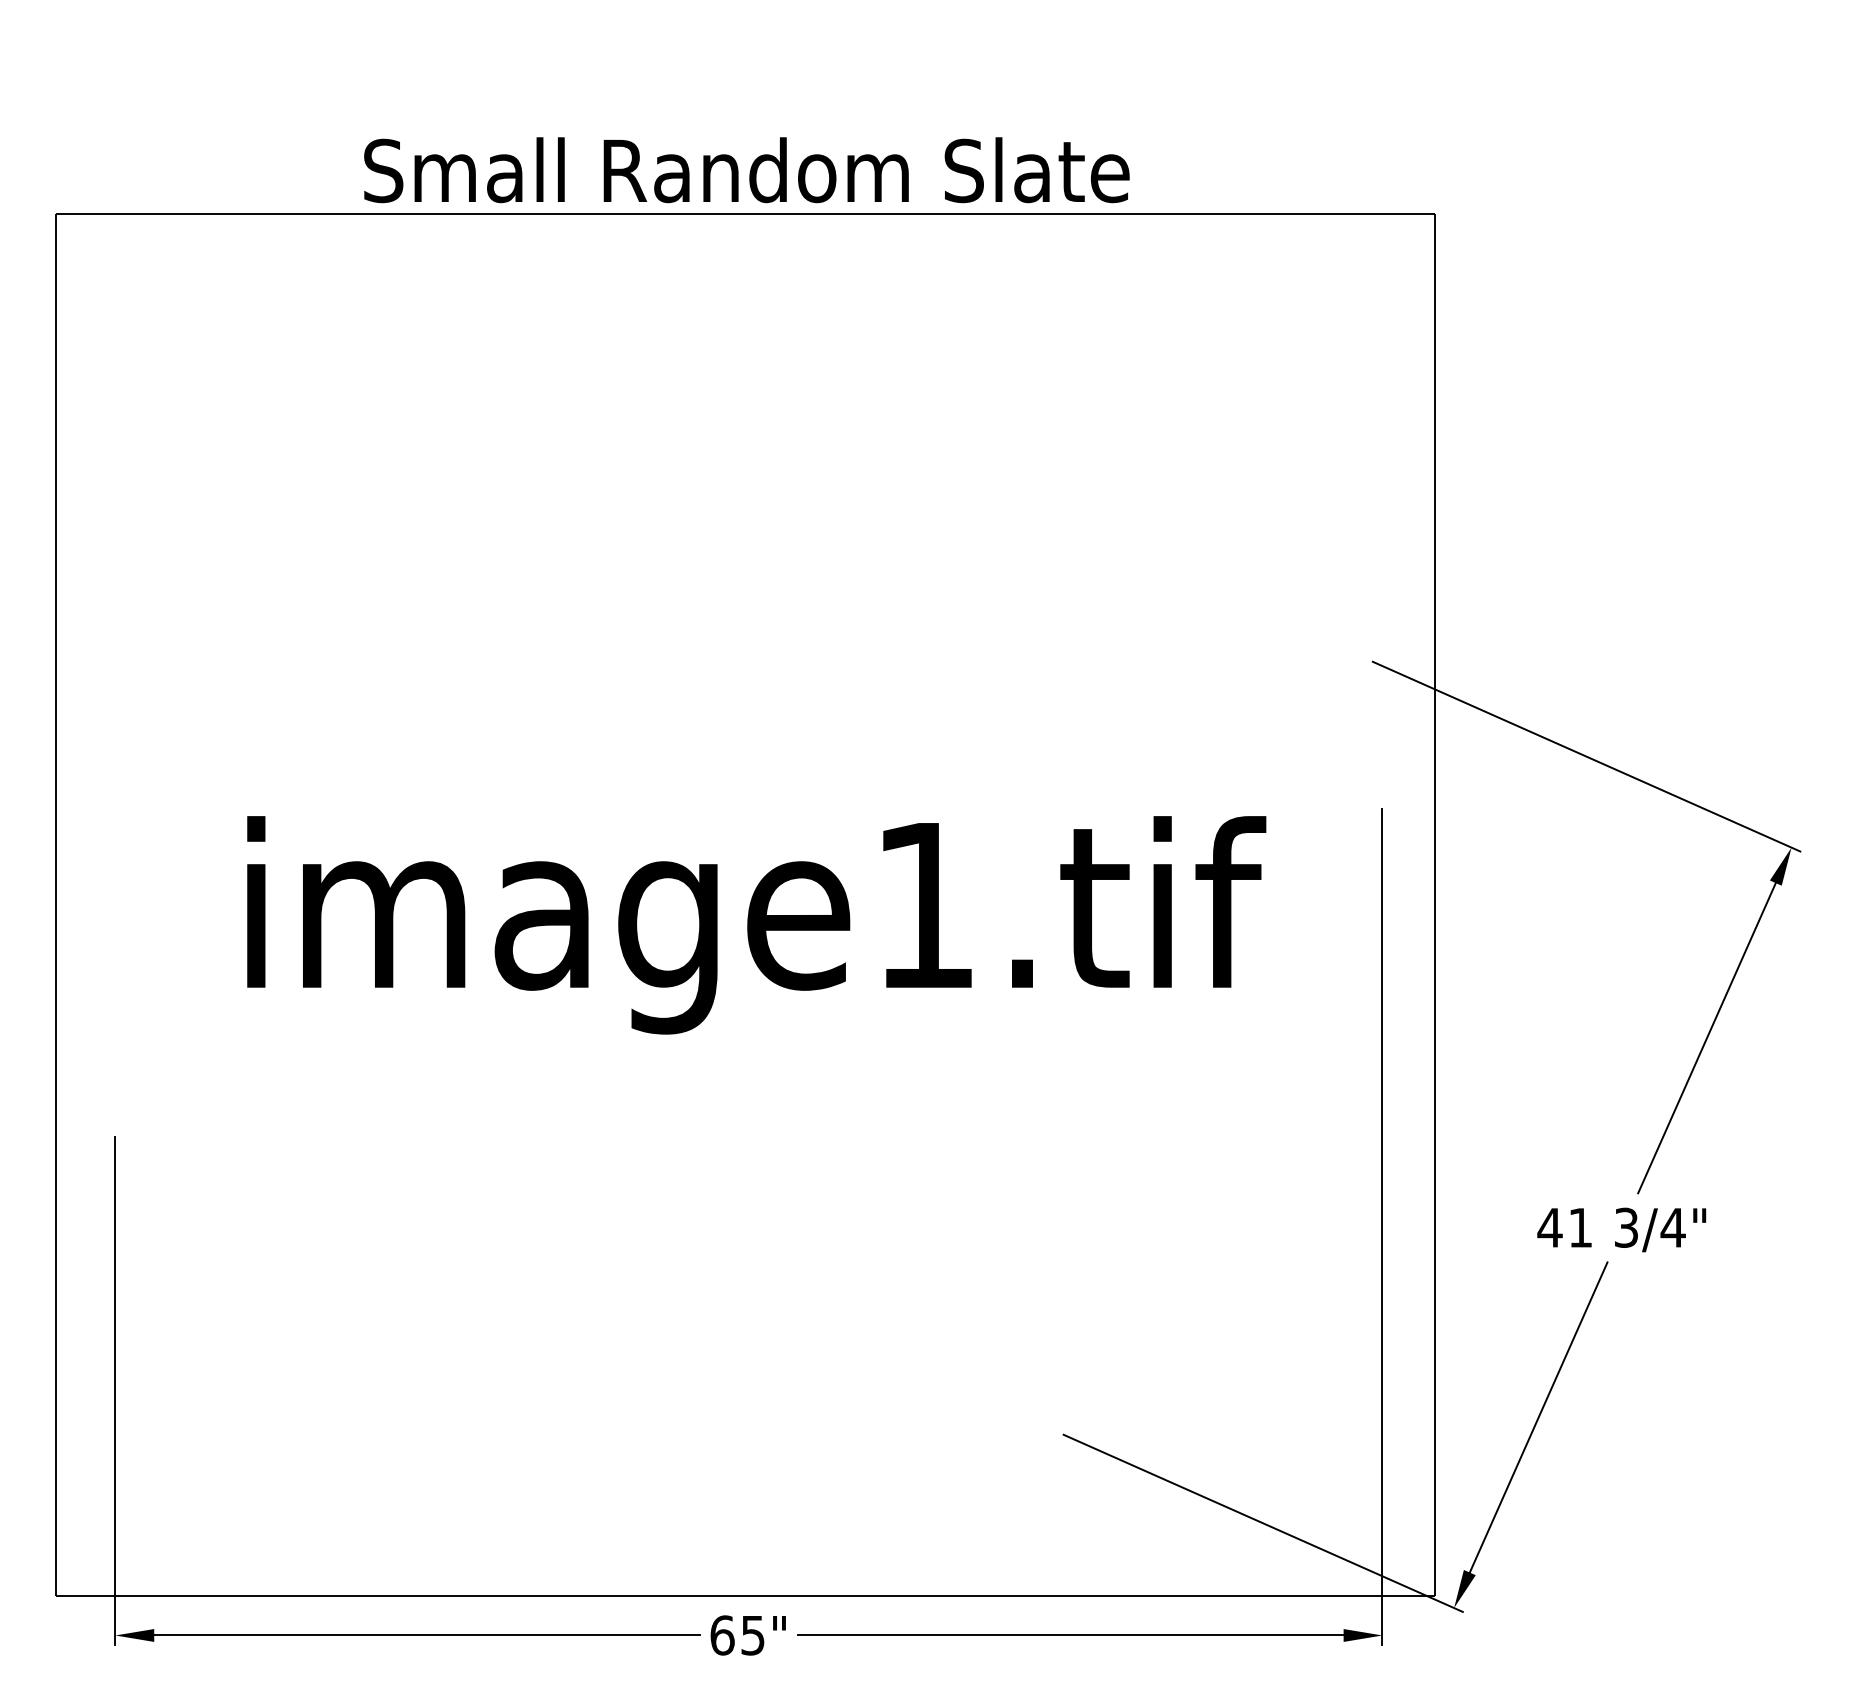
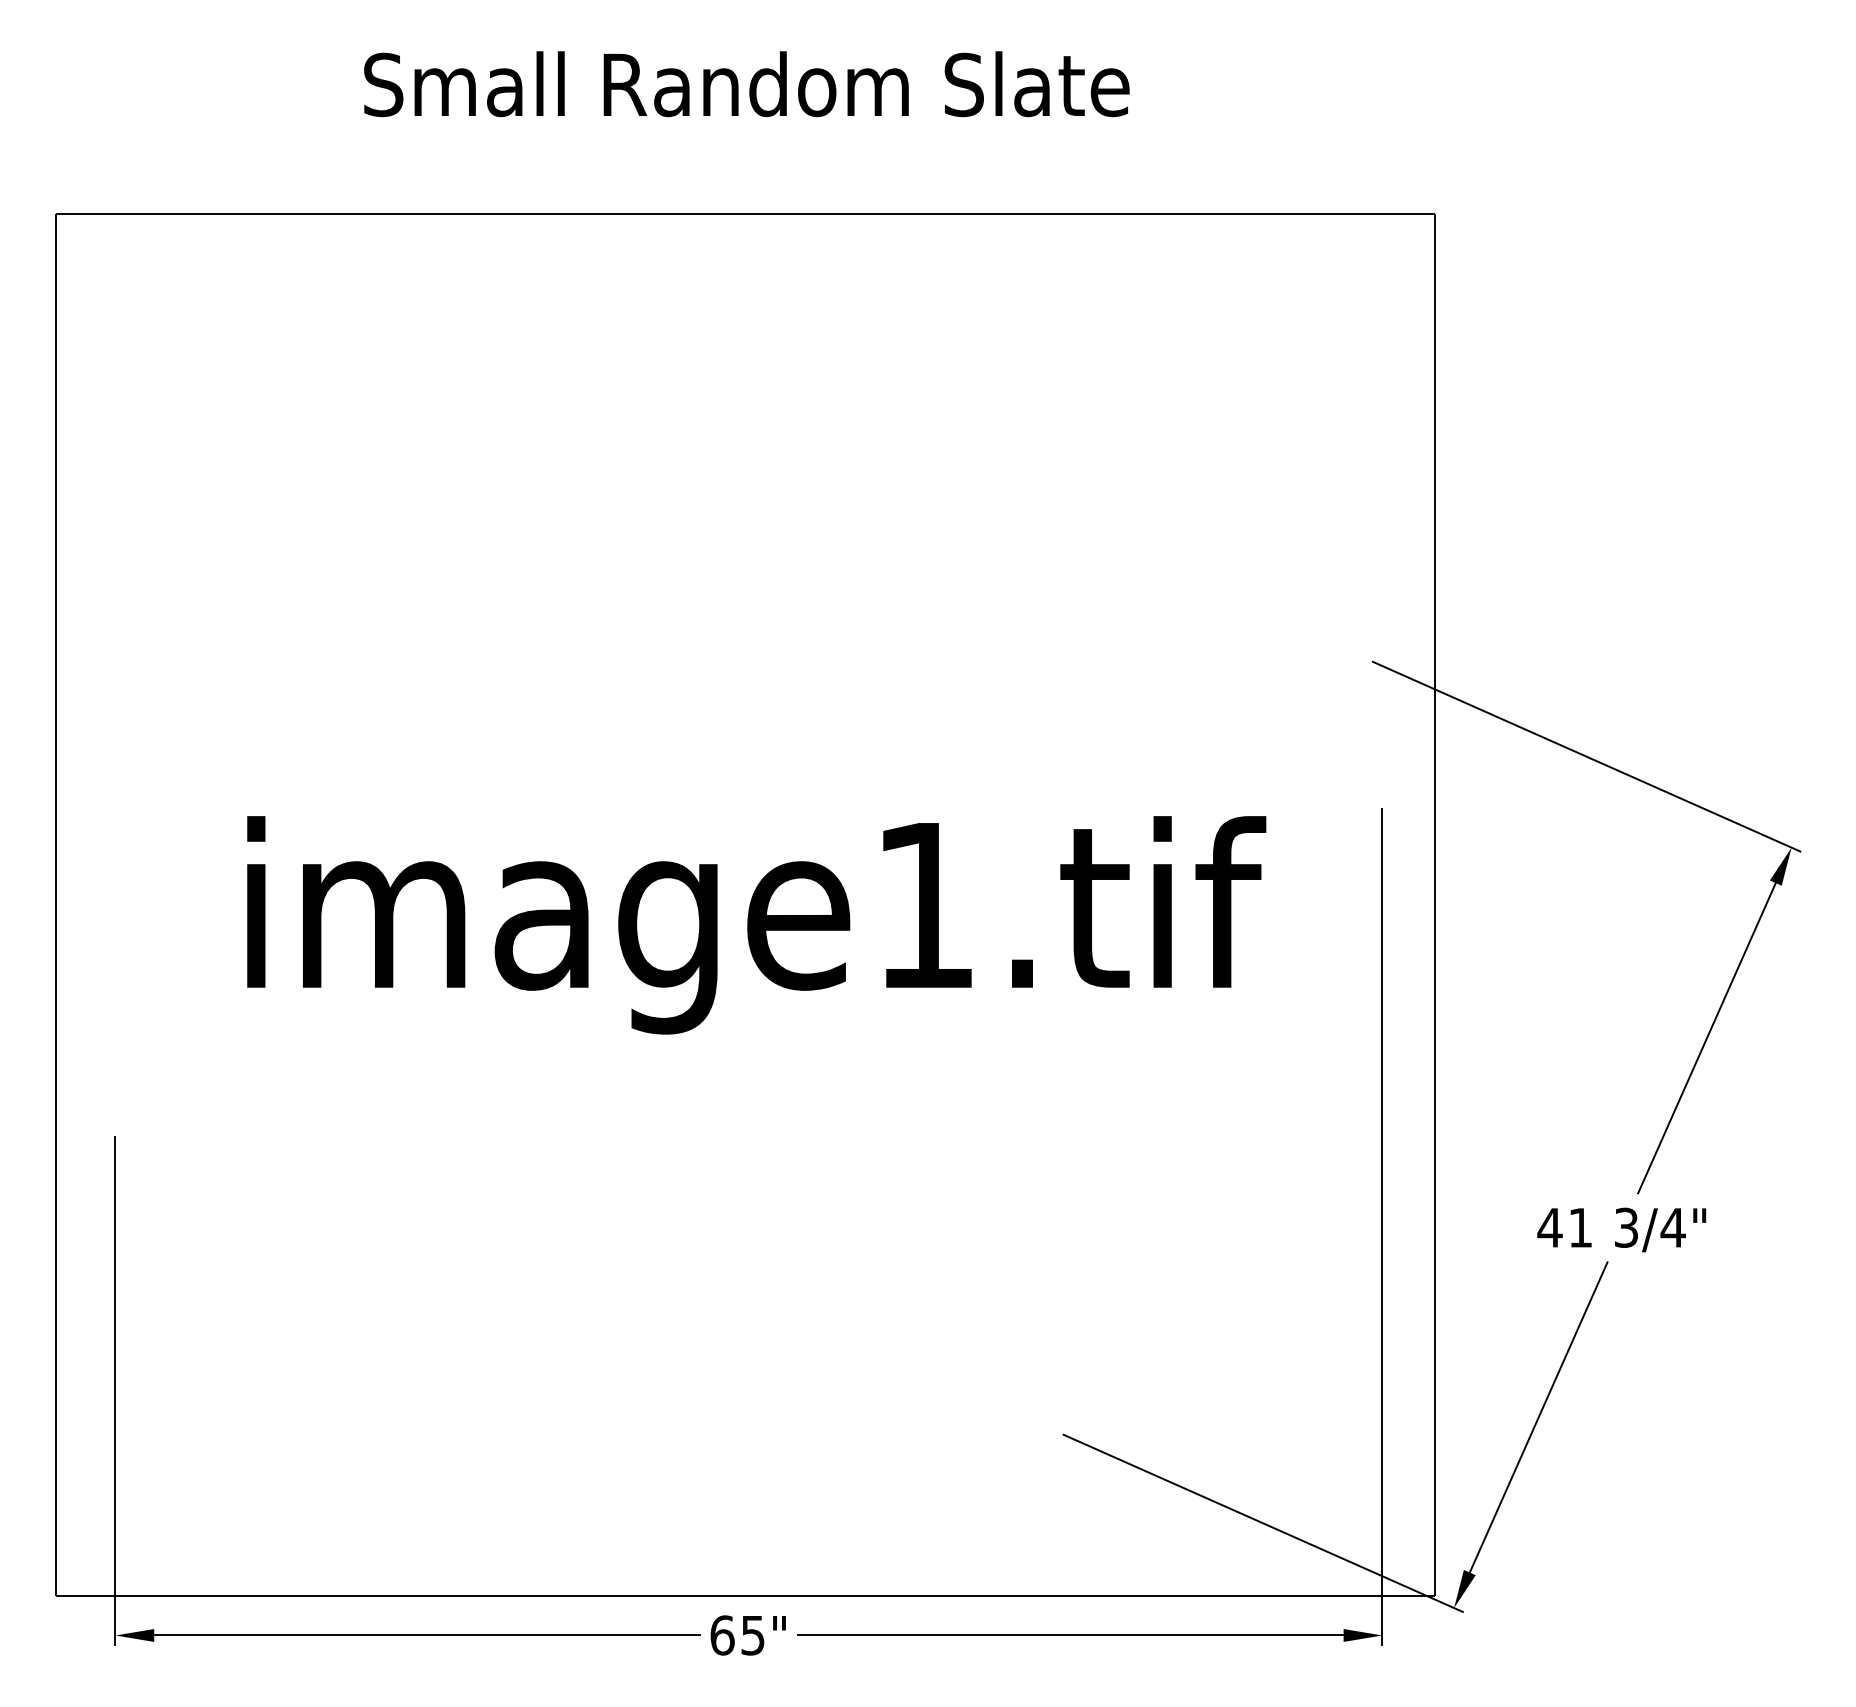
text position: (746, 170) -> (746, 84) (746, 84)
